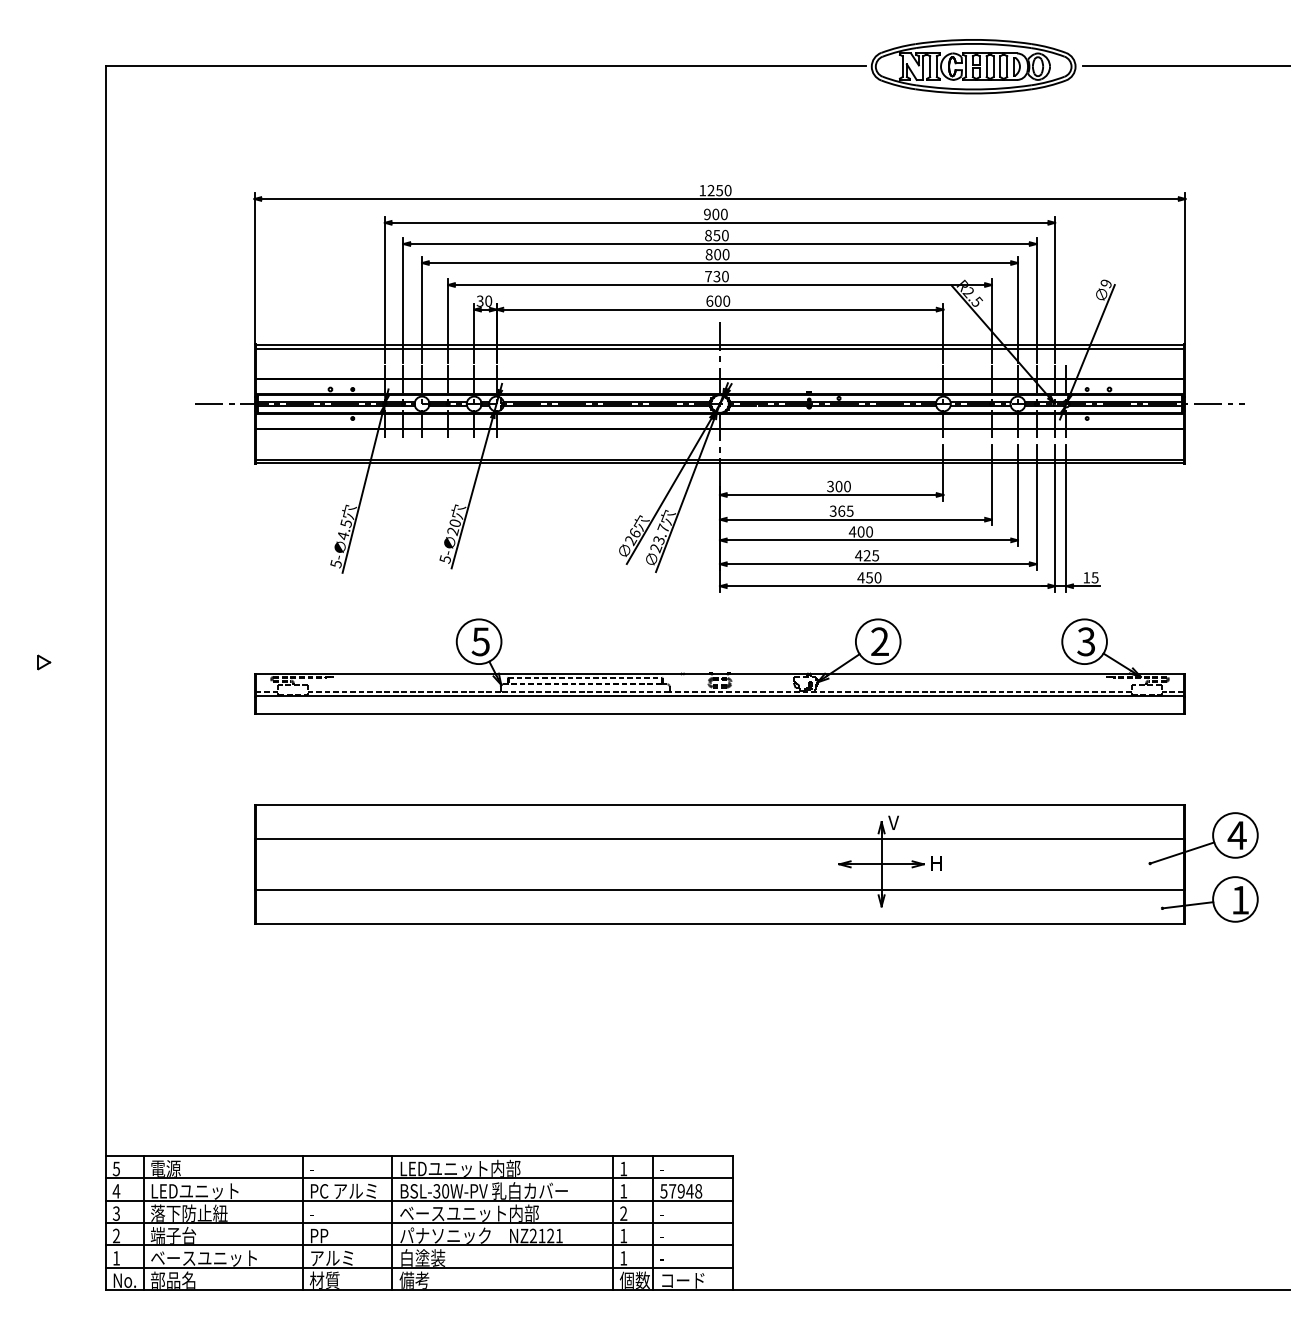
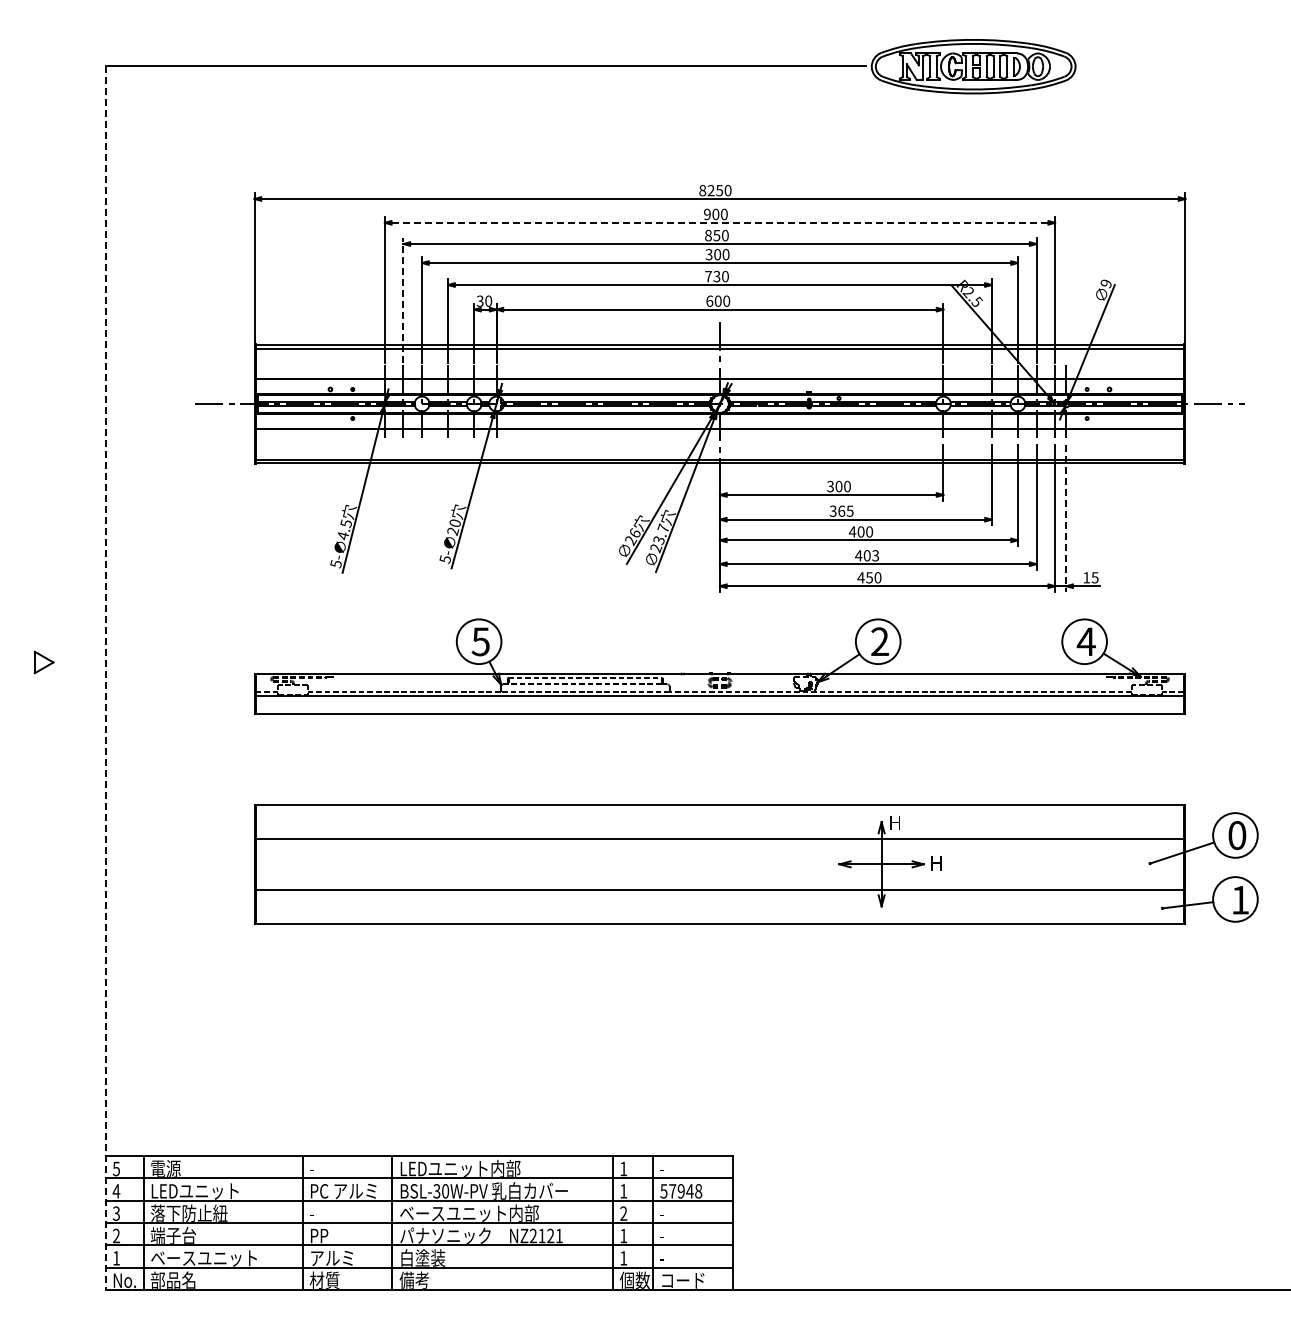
line: present -> none (1184, 65)
text: 1250 -> 8250 (702, 190)
line: solid -> dashed (719, 222)
text: 800 -> 300 (708, 254)
line: solid -> dashed (403, 300)
line: solid -> dashed (1066, 518)
text: 425 -> 403 (871, 555)
text: 3 -> 4 (1085, 641)
part size: 15x17 px -> 21x25 px (44, 662)
line: solid -> dashed (105, 678)
text: V -> H (893, 822)
text: 4 -> 0 (1236, 835)
